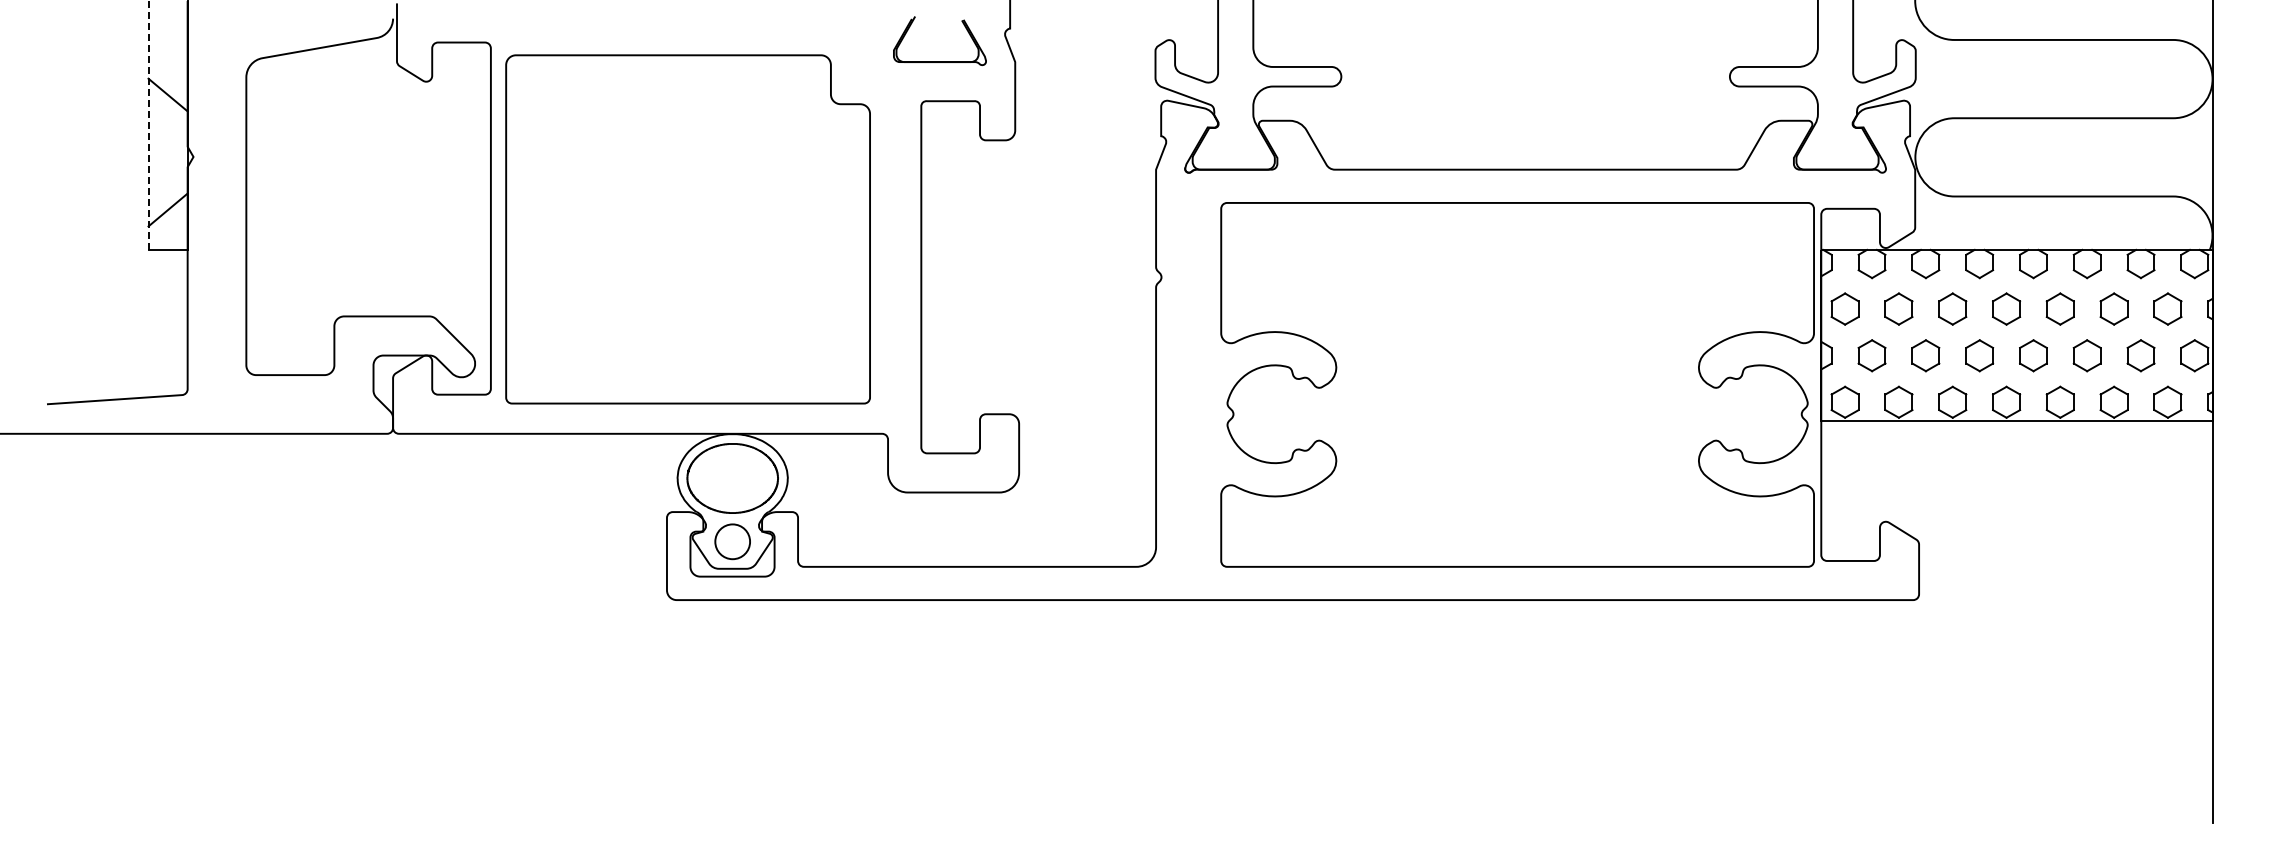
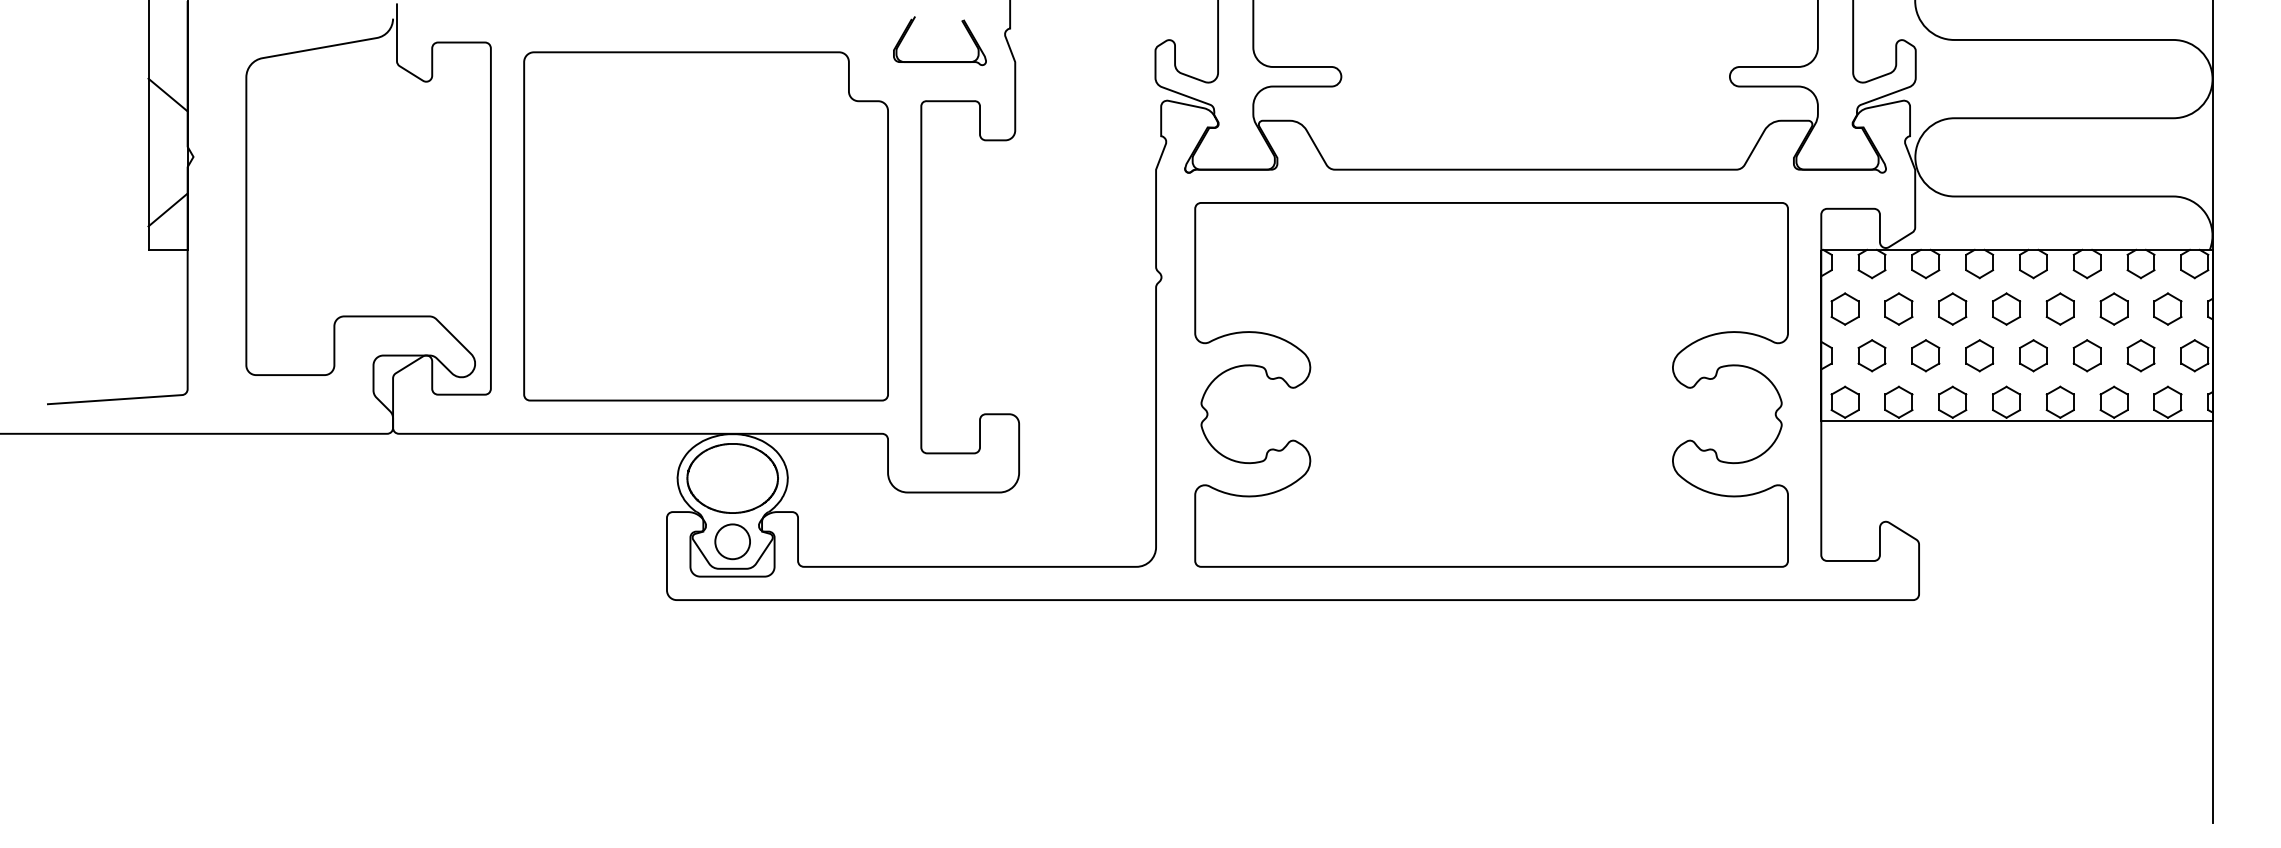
line: dashed -> solid (148, 125)
part position: (687, 229) -> (705, 226) (705, 226)
part position: (1517, 384) -> (1491, 384) (1491, 384)
